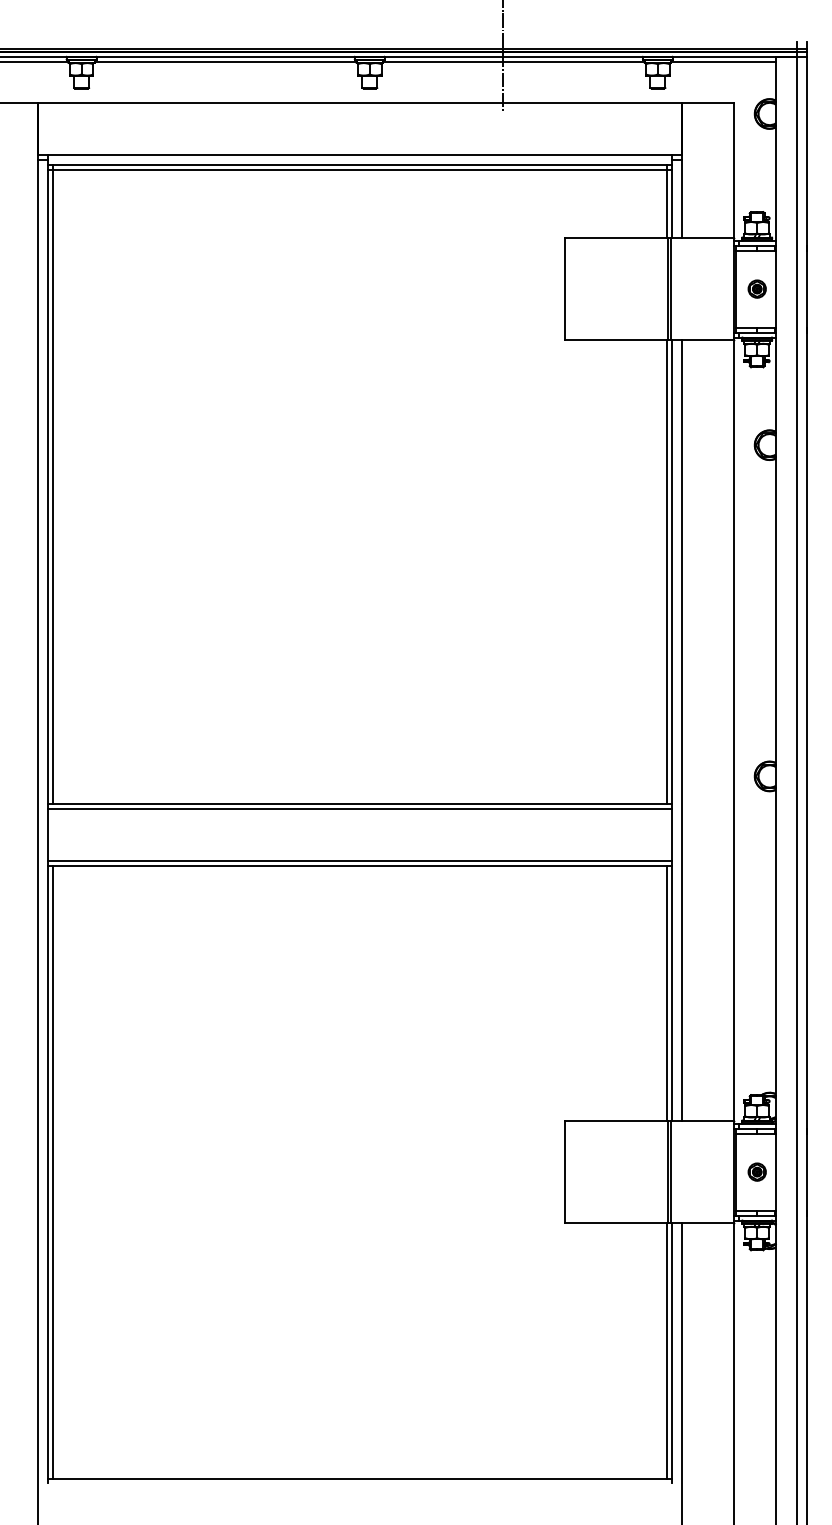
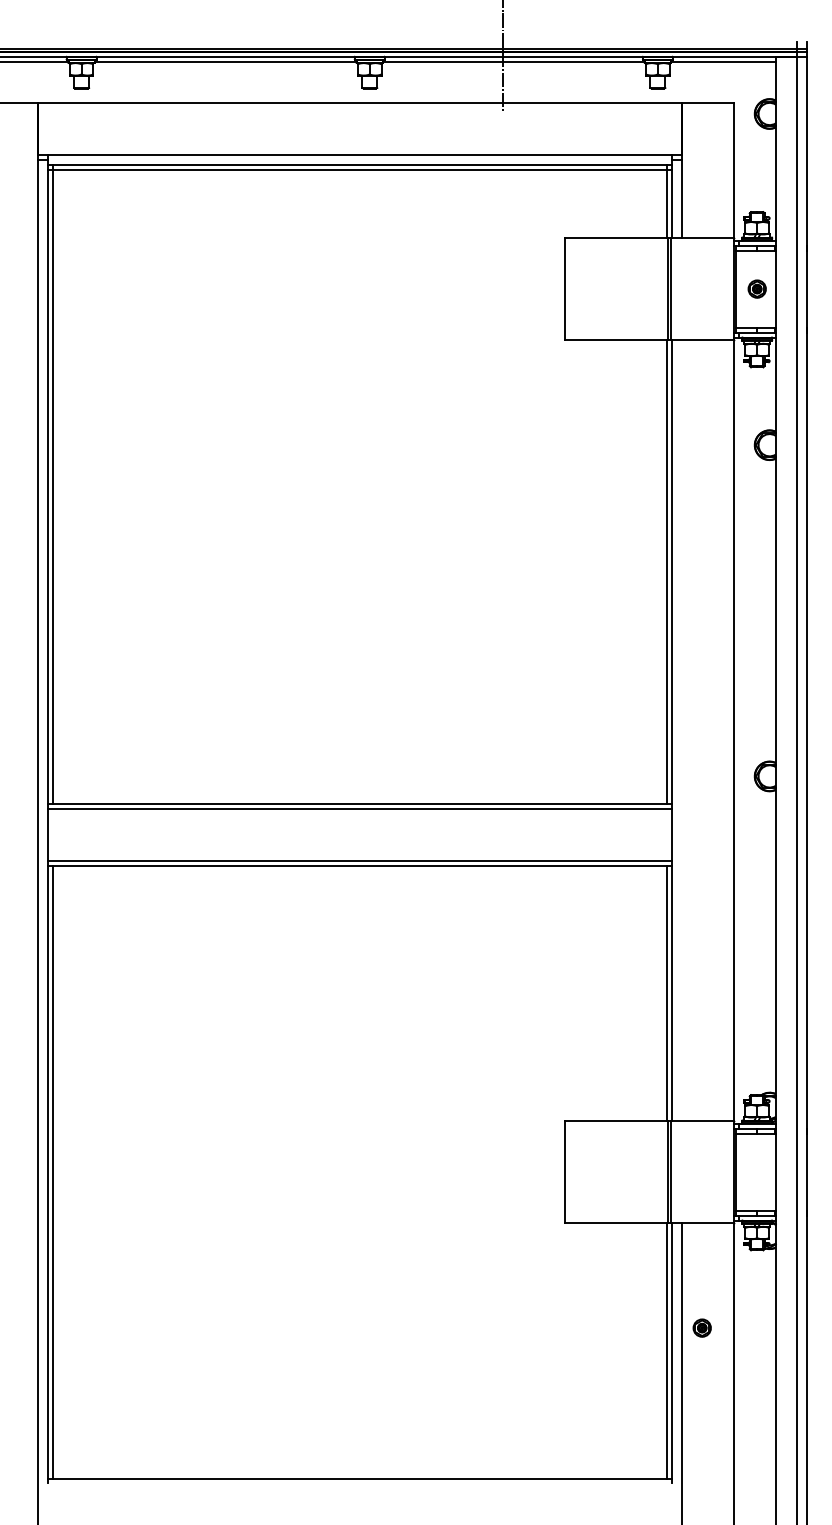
line: present -> none (681, 730)
part position: (756, 1171) -> (701, 1327) (701, 1327)
